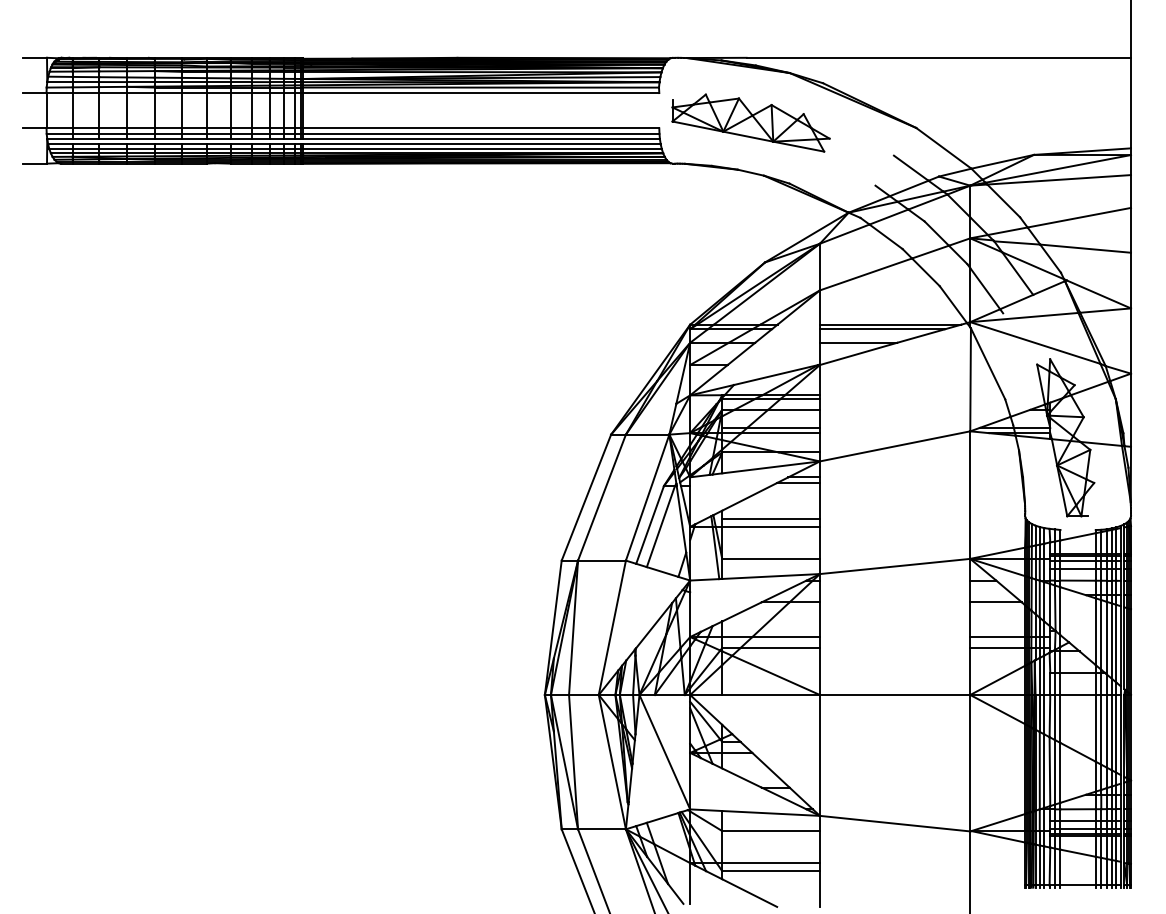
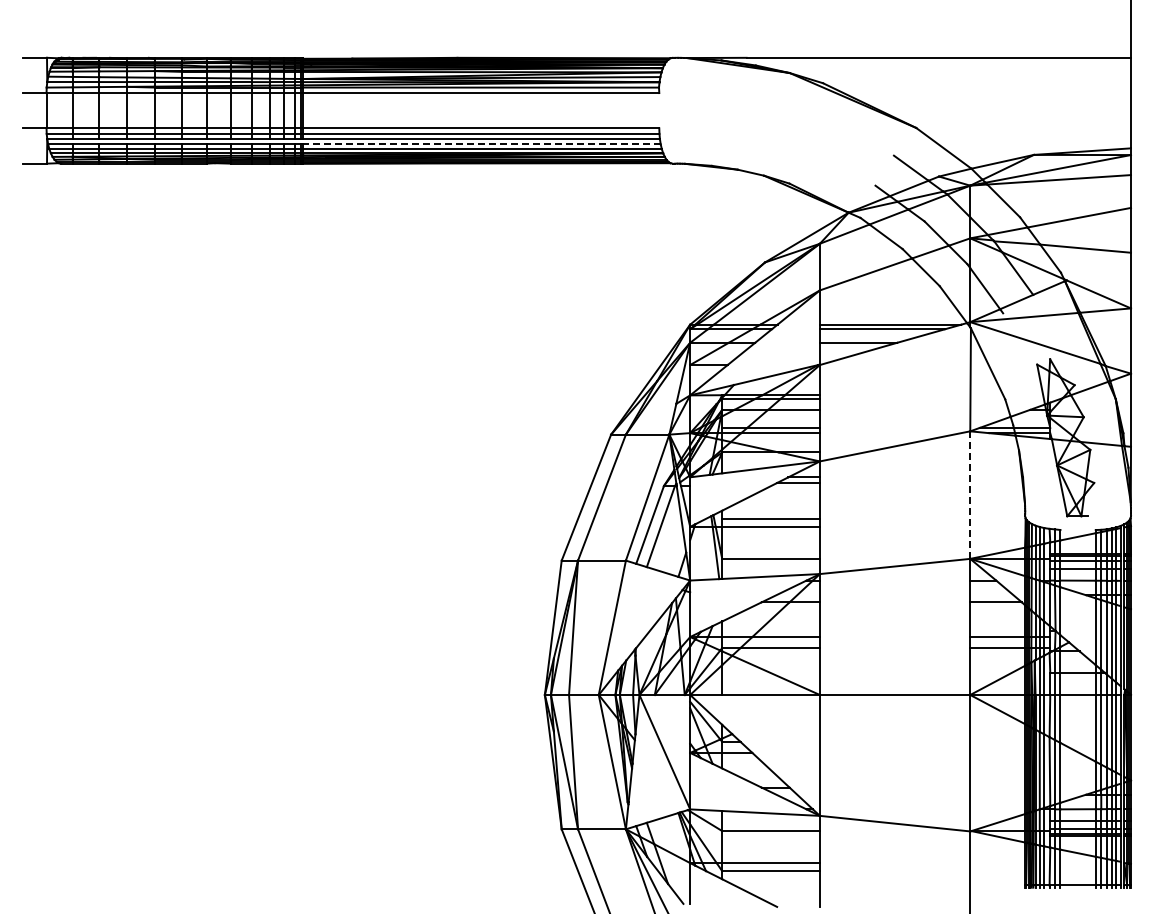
part: present -> none (750, 122)
line: solid -> dashed (482, 144)
line: solid -> dashed (970, 495)
